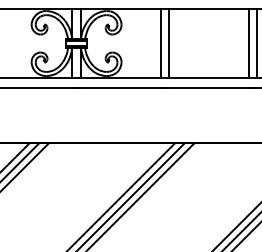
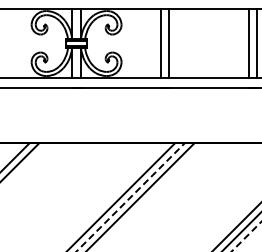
line: present -> none (25, 166)
line: solid -> dashed (130, 197)
line: solid -> dashed (246, 236)
